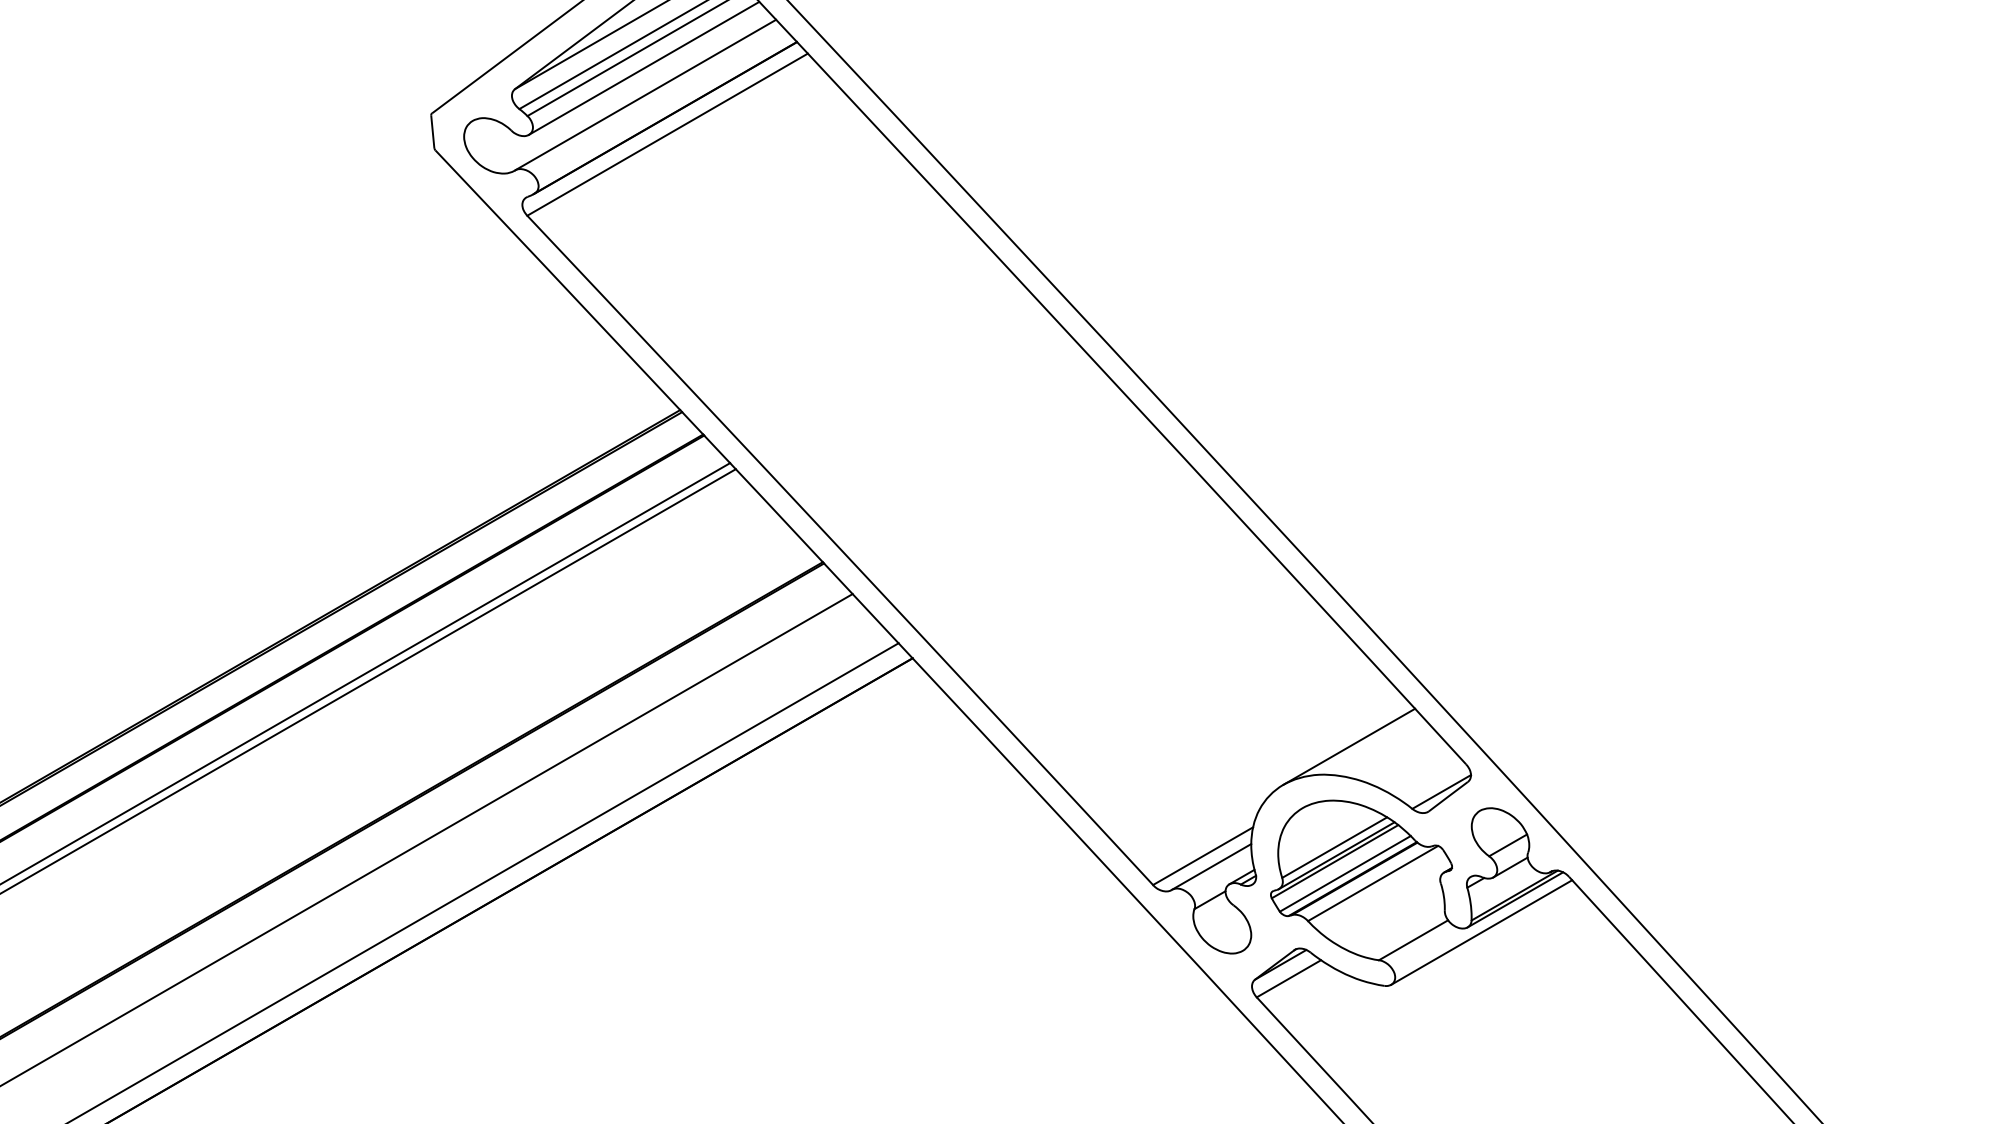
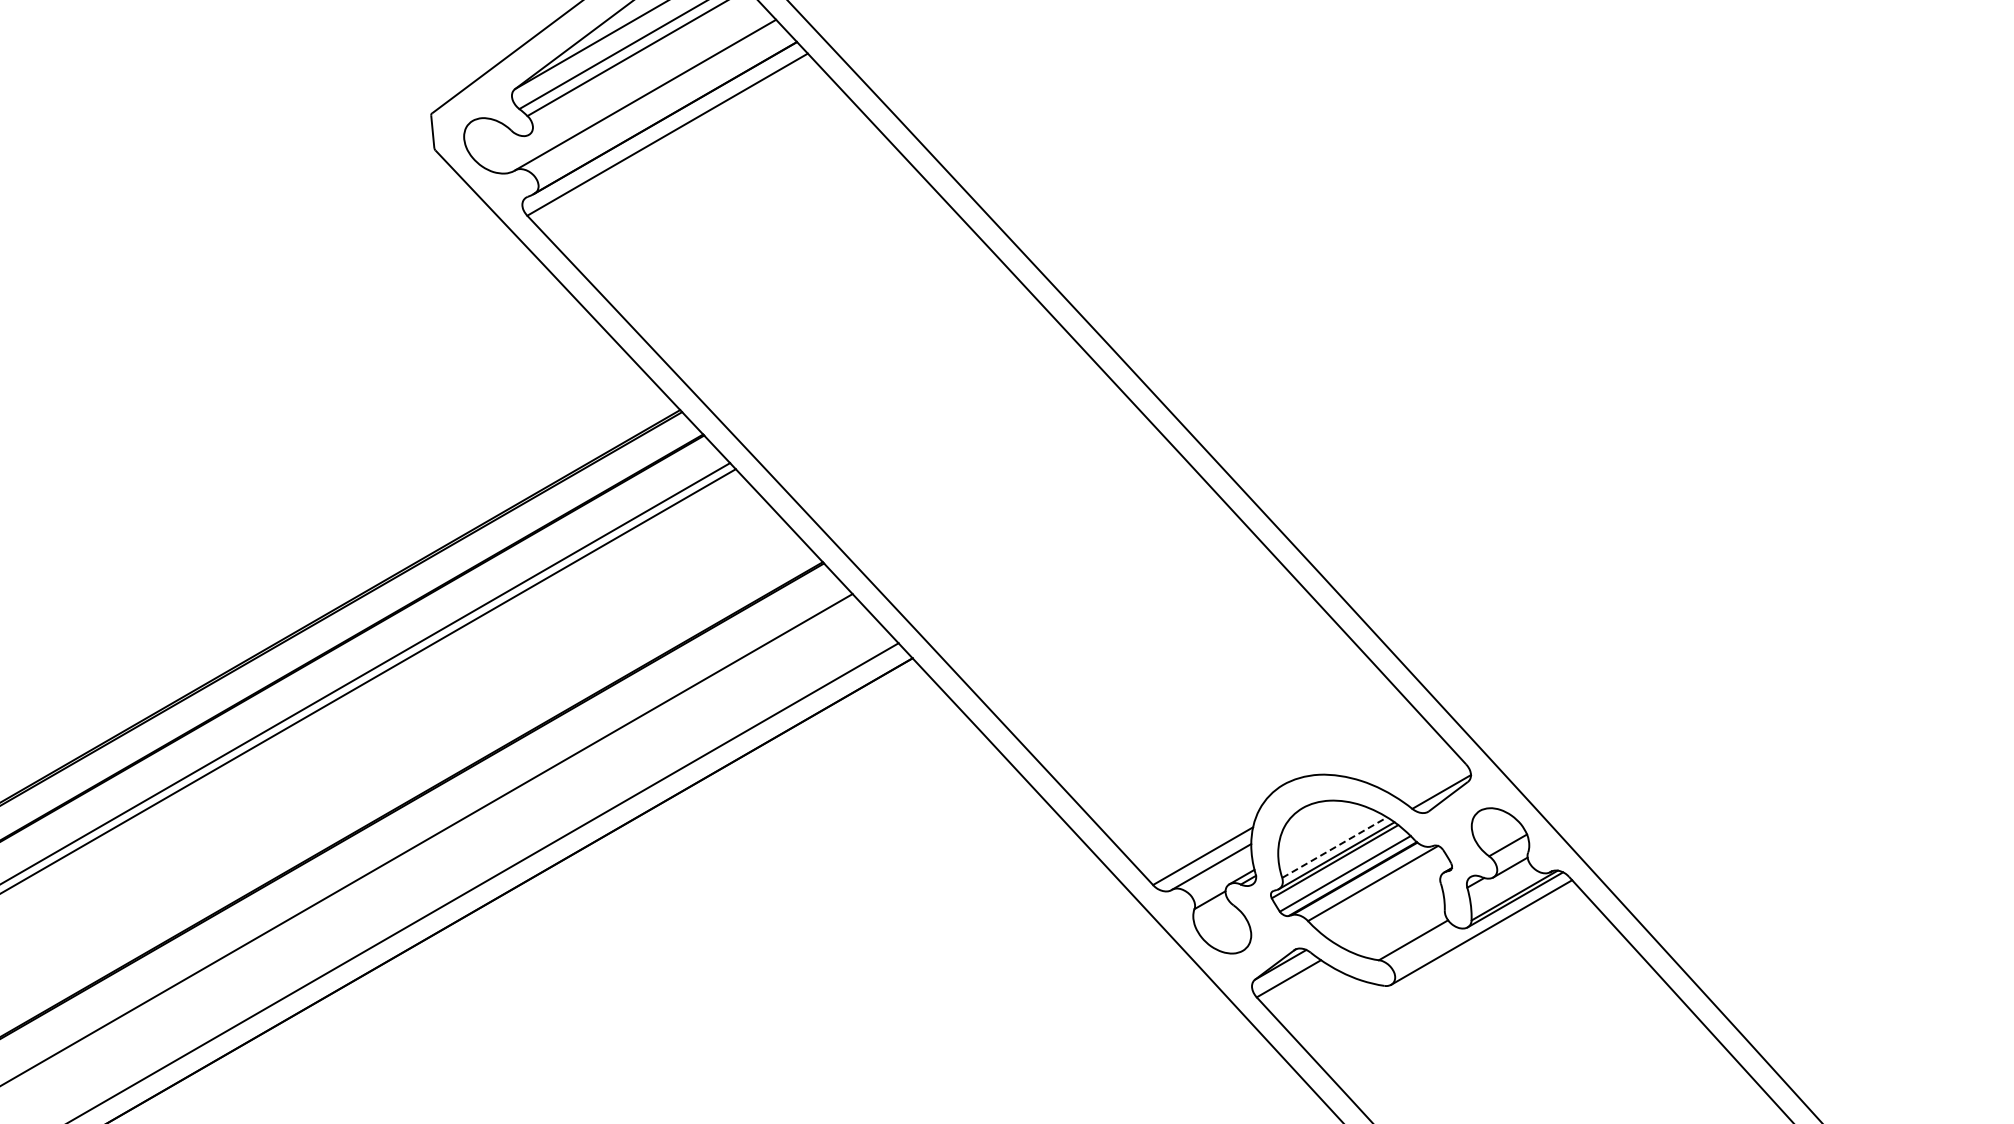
line: present -> none (643, 68)
line: present -> none (1349, 746)
line: solid -> dashed (1334, 847)
